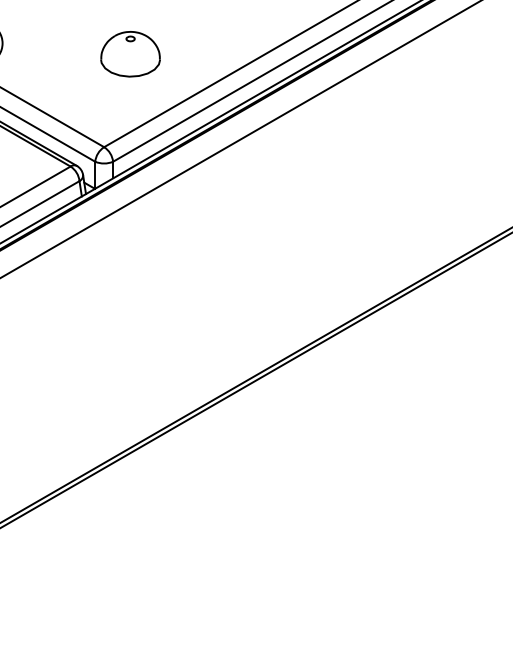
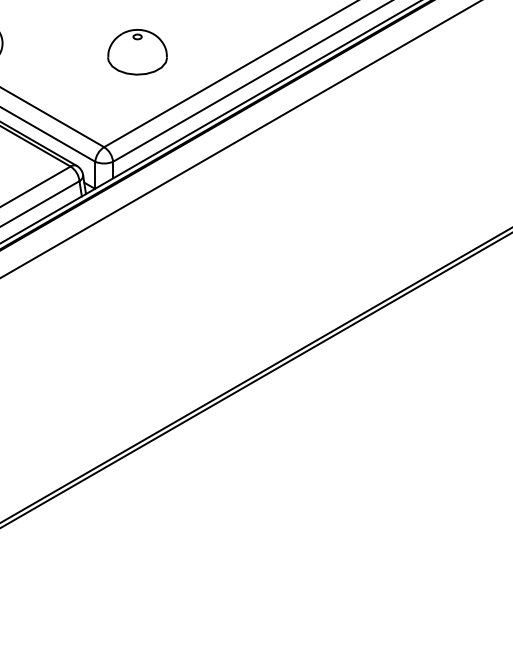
part position: (130, 54) -> (137, 52) (137, 52)
